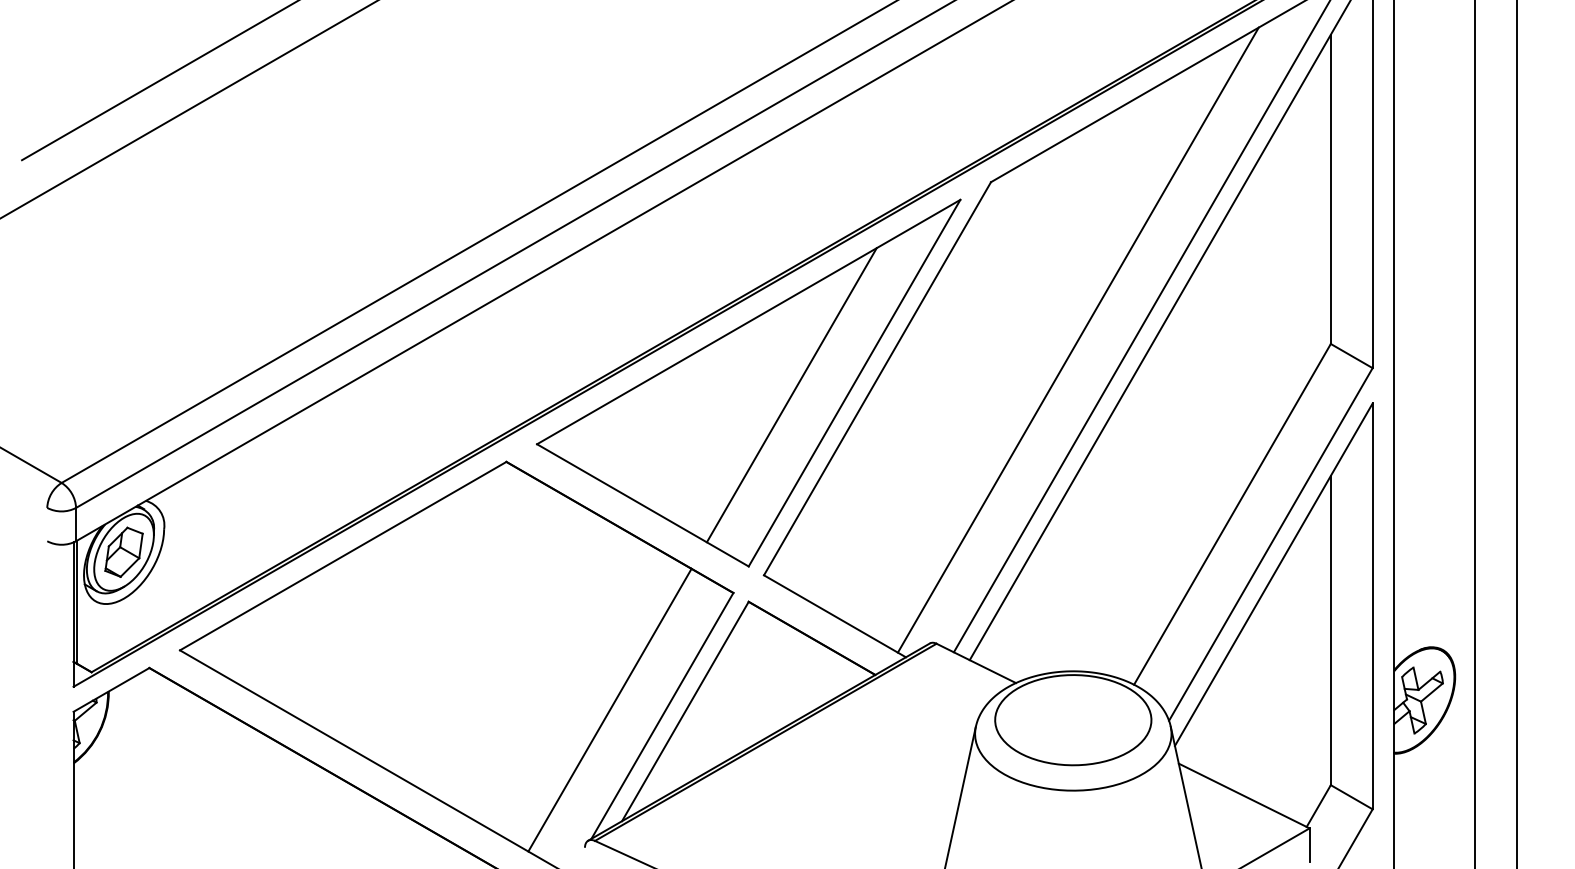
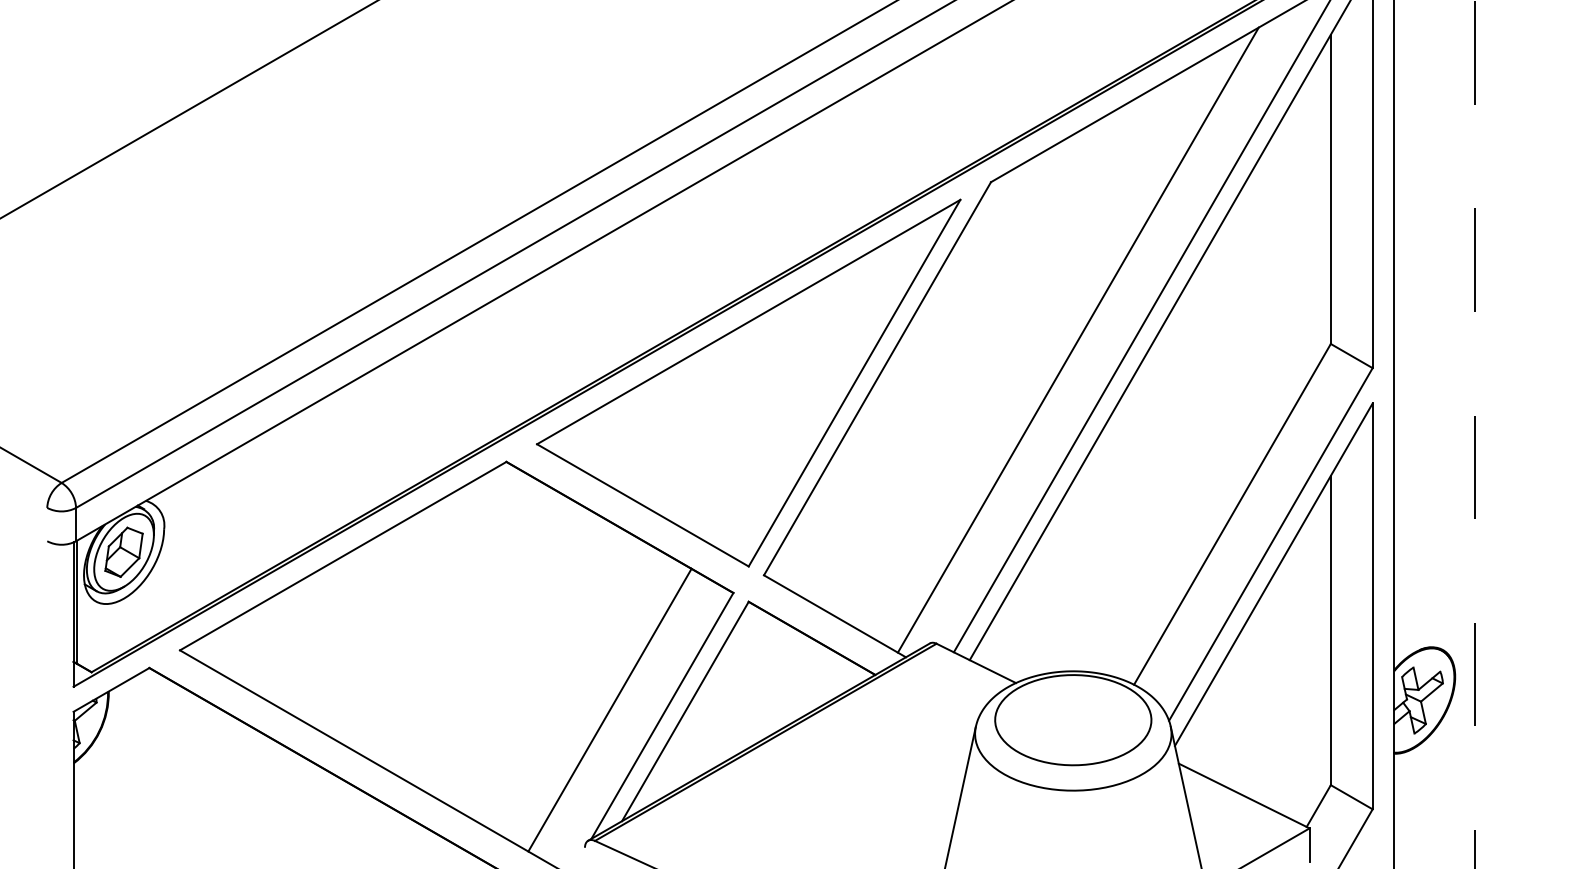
line: present -> none (158, 81)
line: present -> none (791, 395)
line: present -> none (1516, 433)
line: solid -> dashed (1475, 434)
